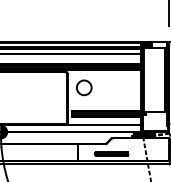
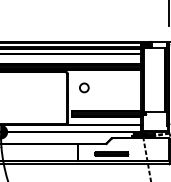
circle size: 17x18 px -> 11x12 px (84, 87)
